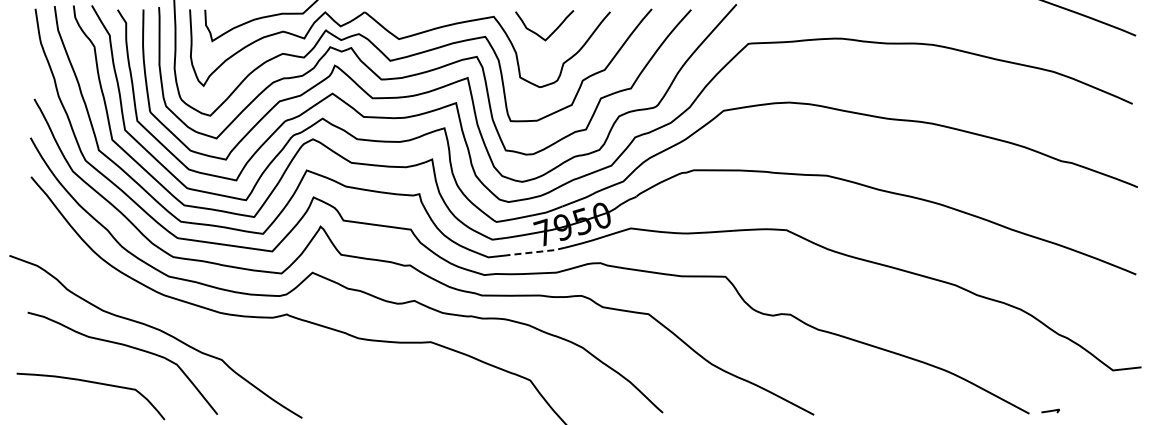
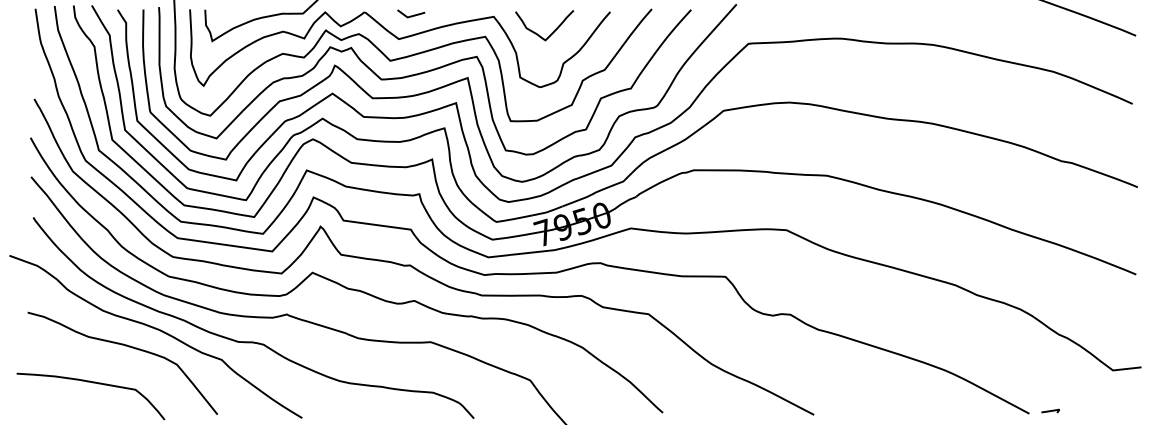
line: none -> present (411, 15)
line: dashed -> solid (537, 252)
curve: none -> present (253, 341)
